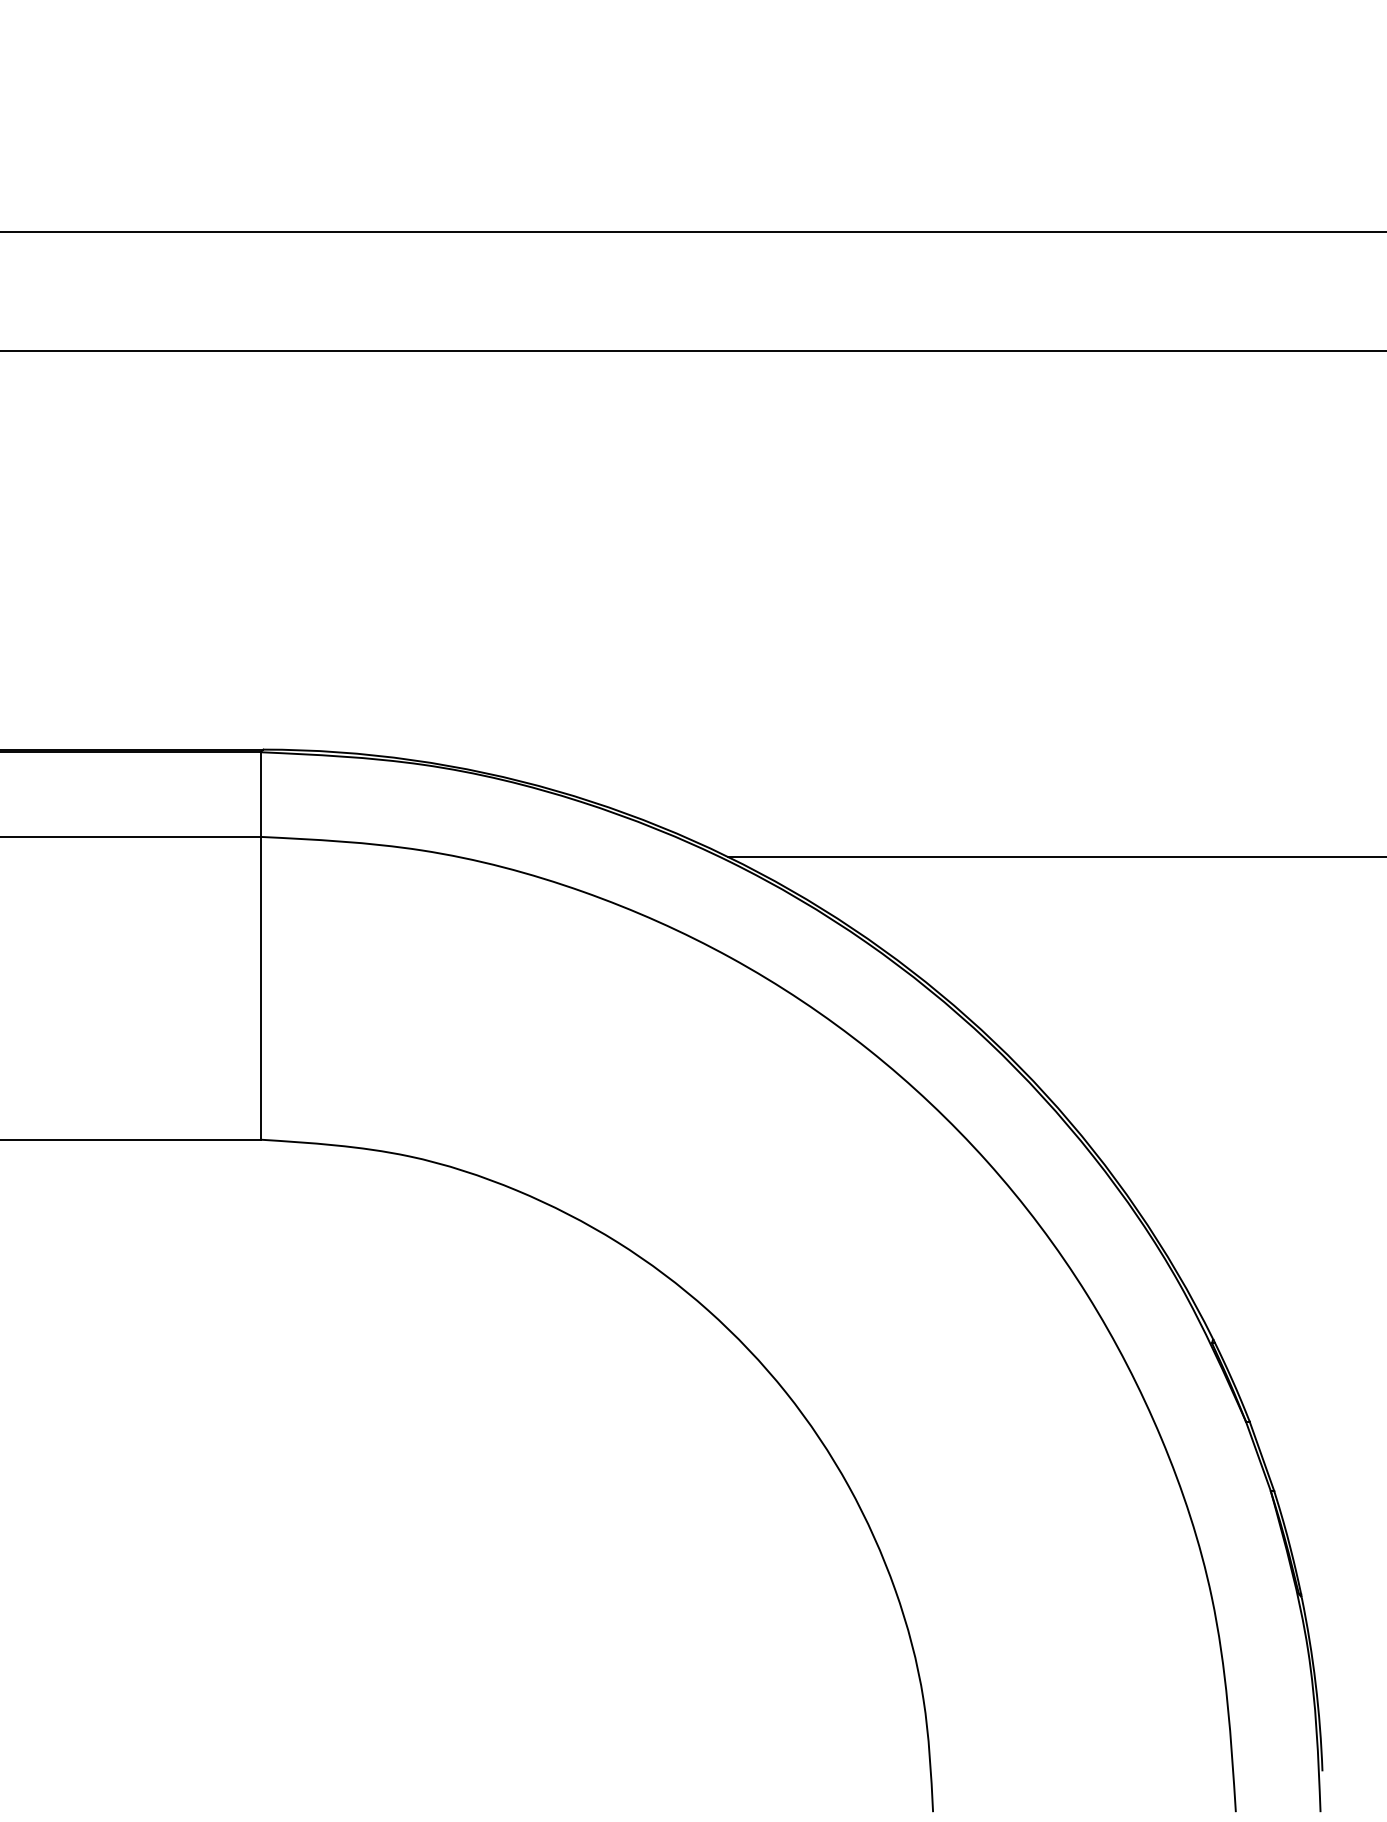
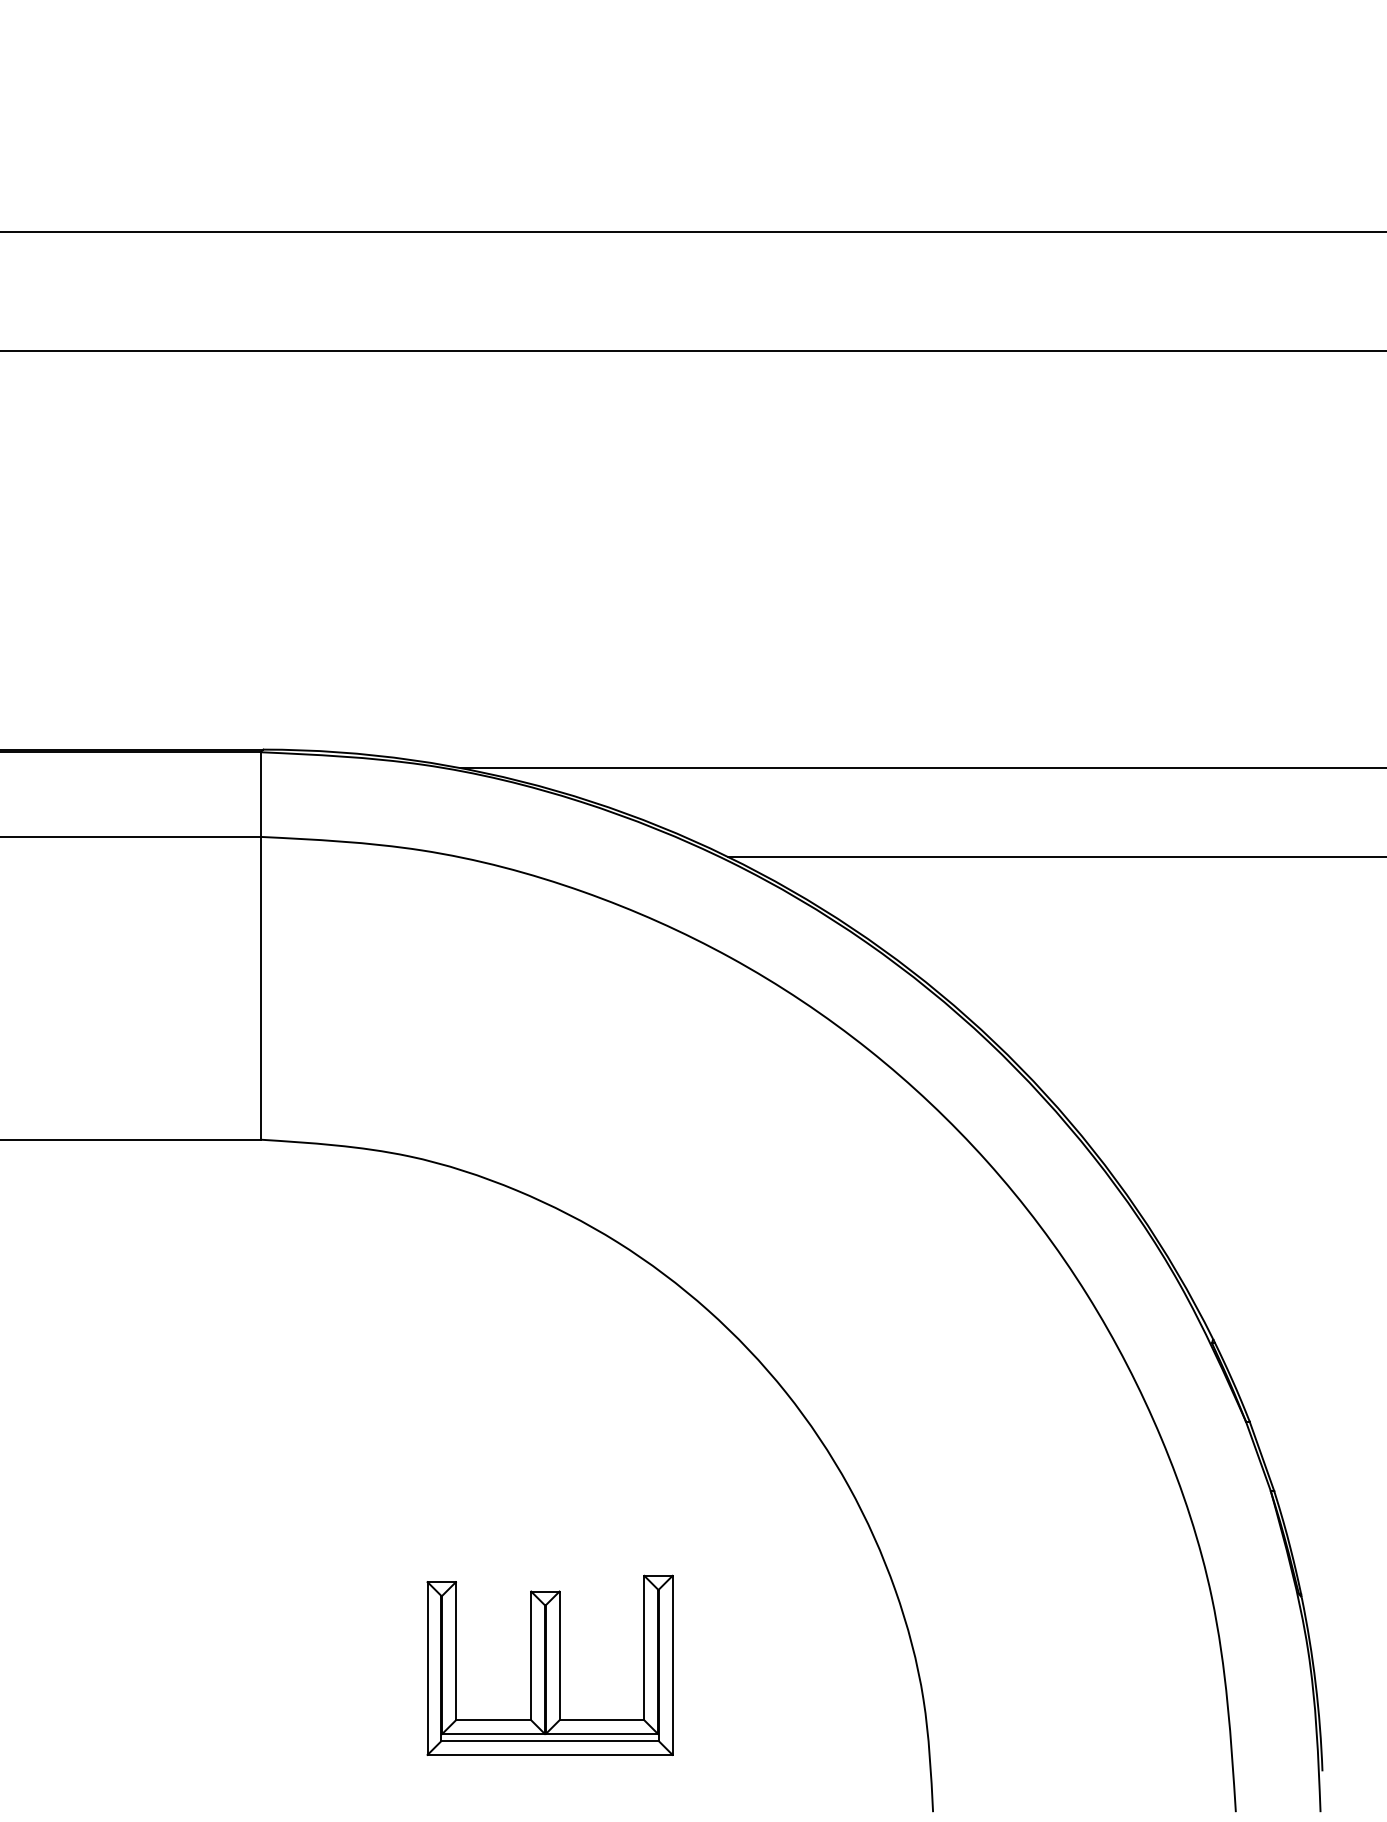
line: none -> present (922, 768)
part: none -> present (549, 1664)
